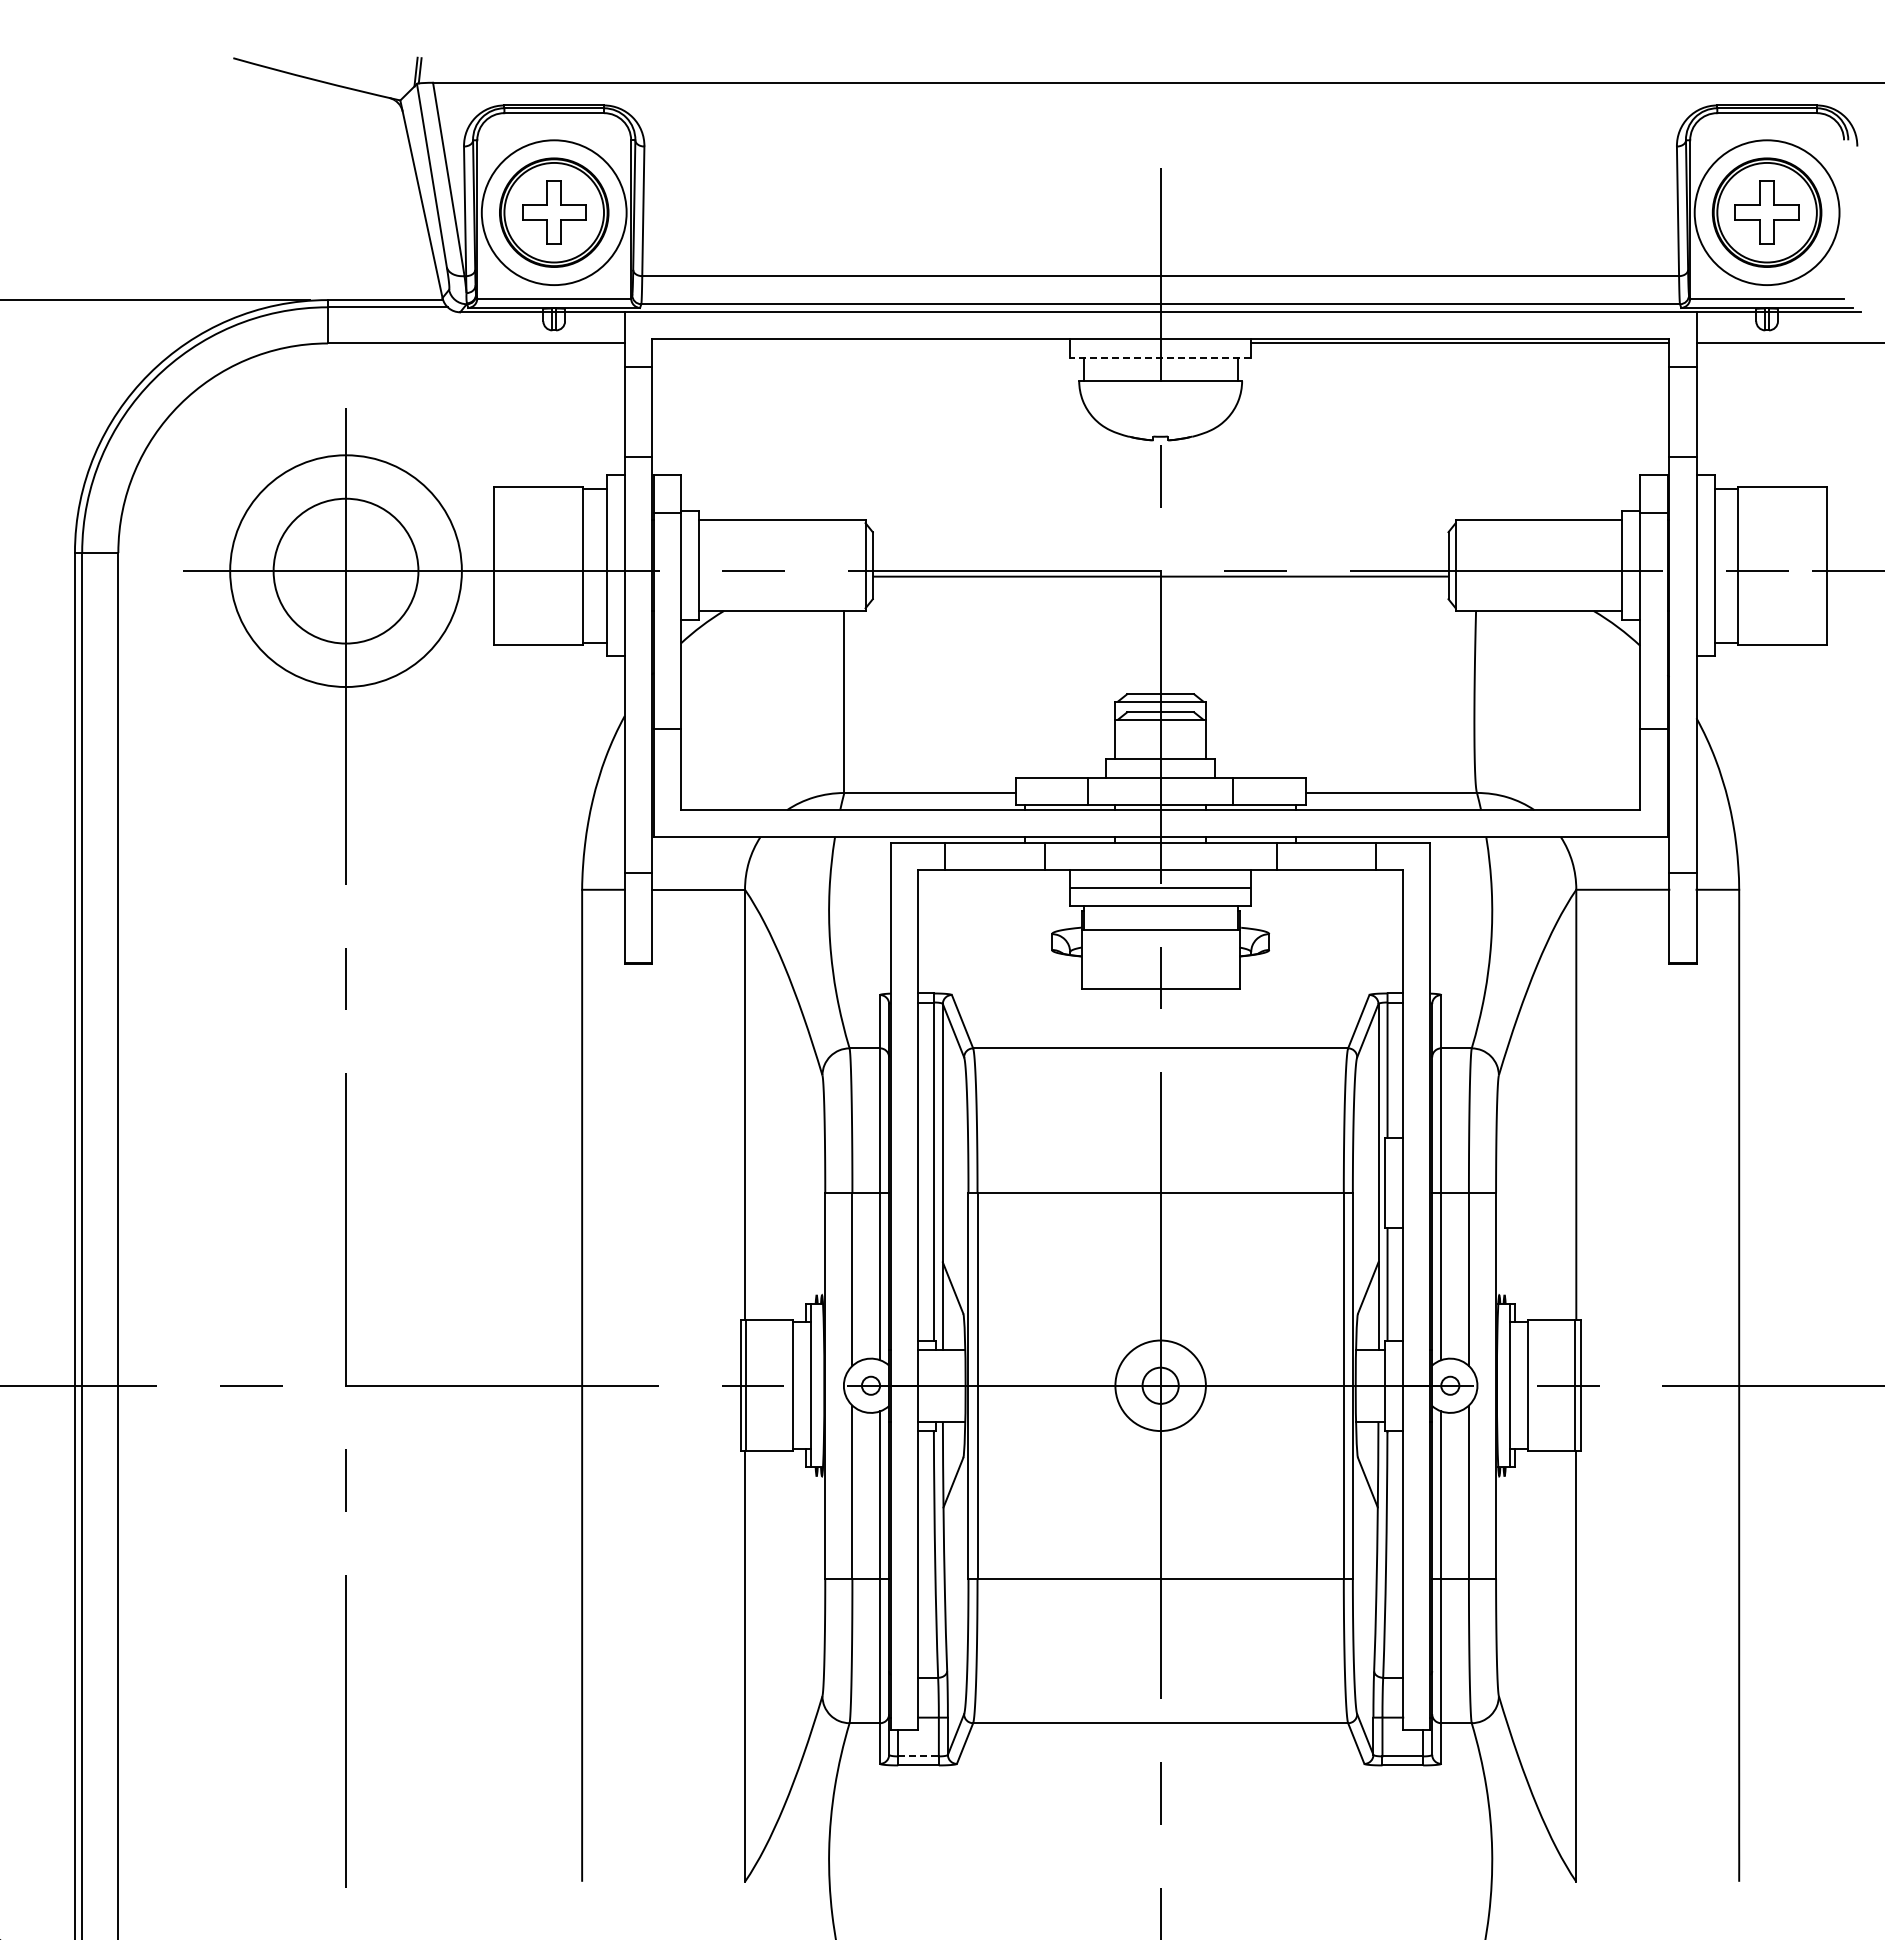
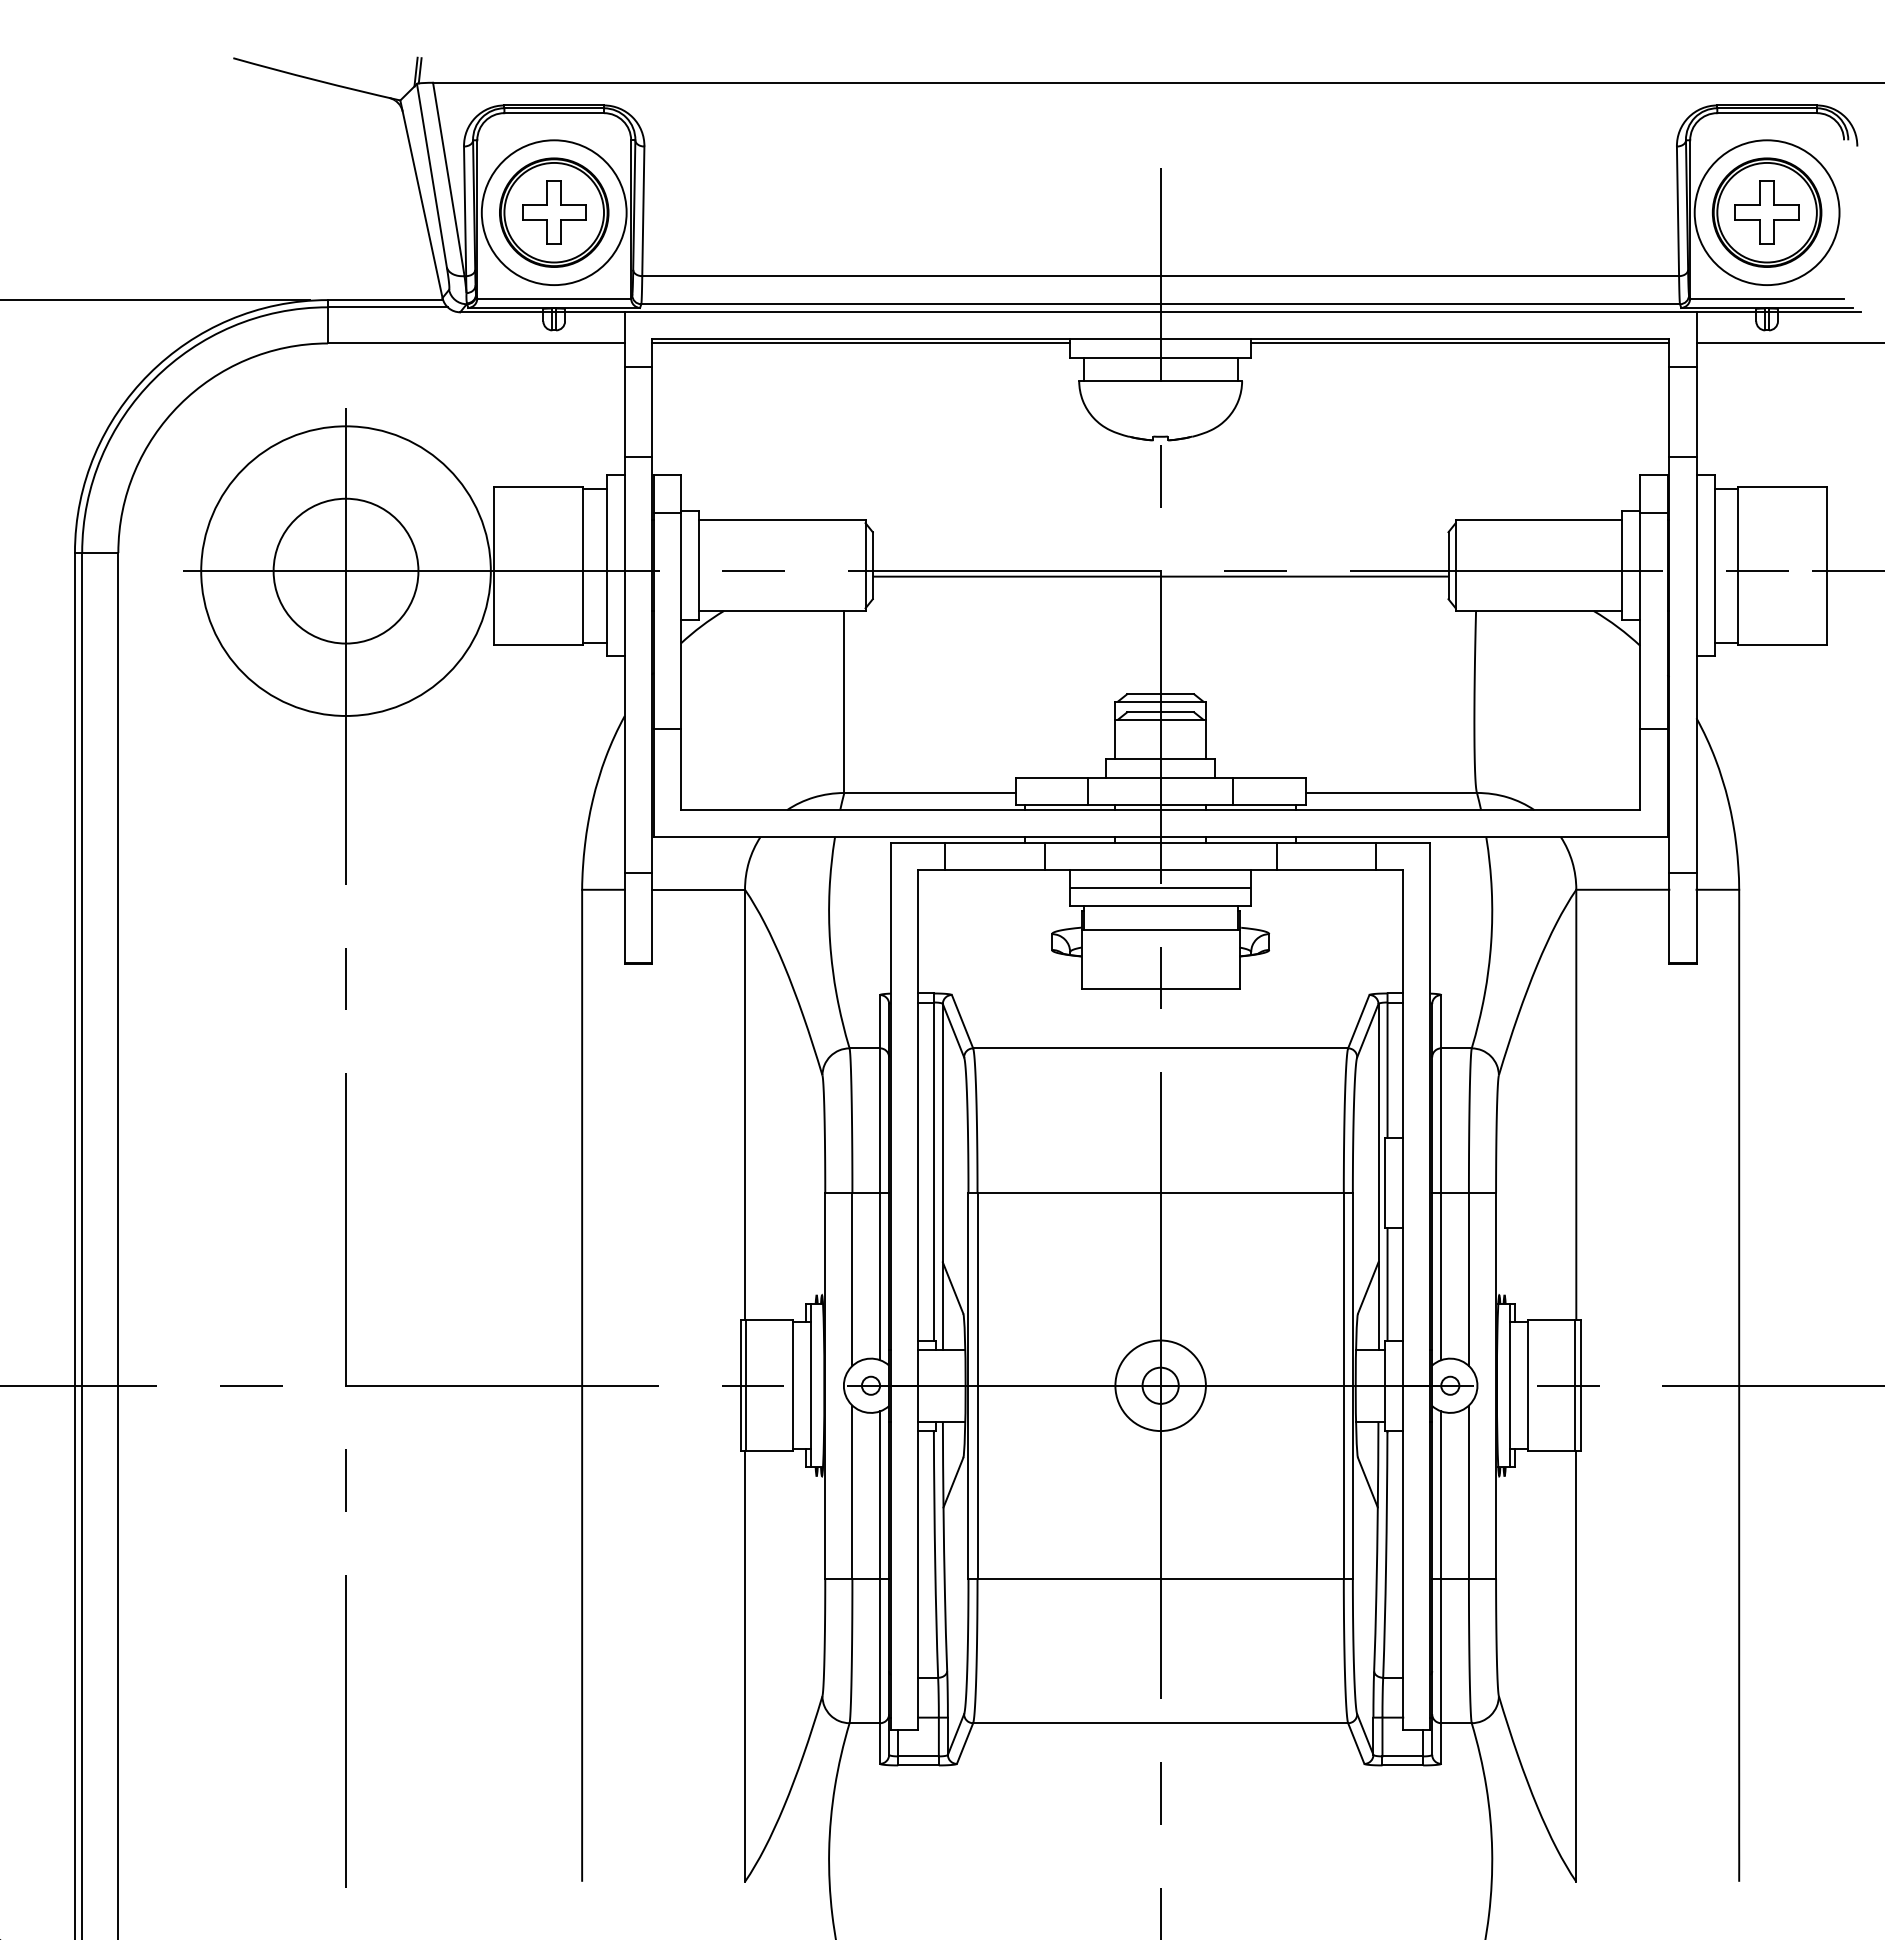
line: none -> present (860, 343)
line: dashed -> solid (1160, 357)
circle diameter: 232 px -> 290 px (345, 570)
line: dashed -> solid (919, 1756)
